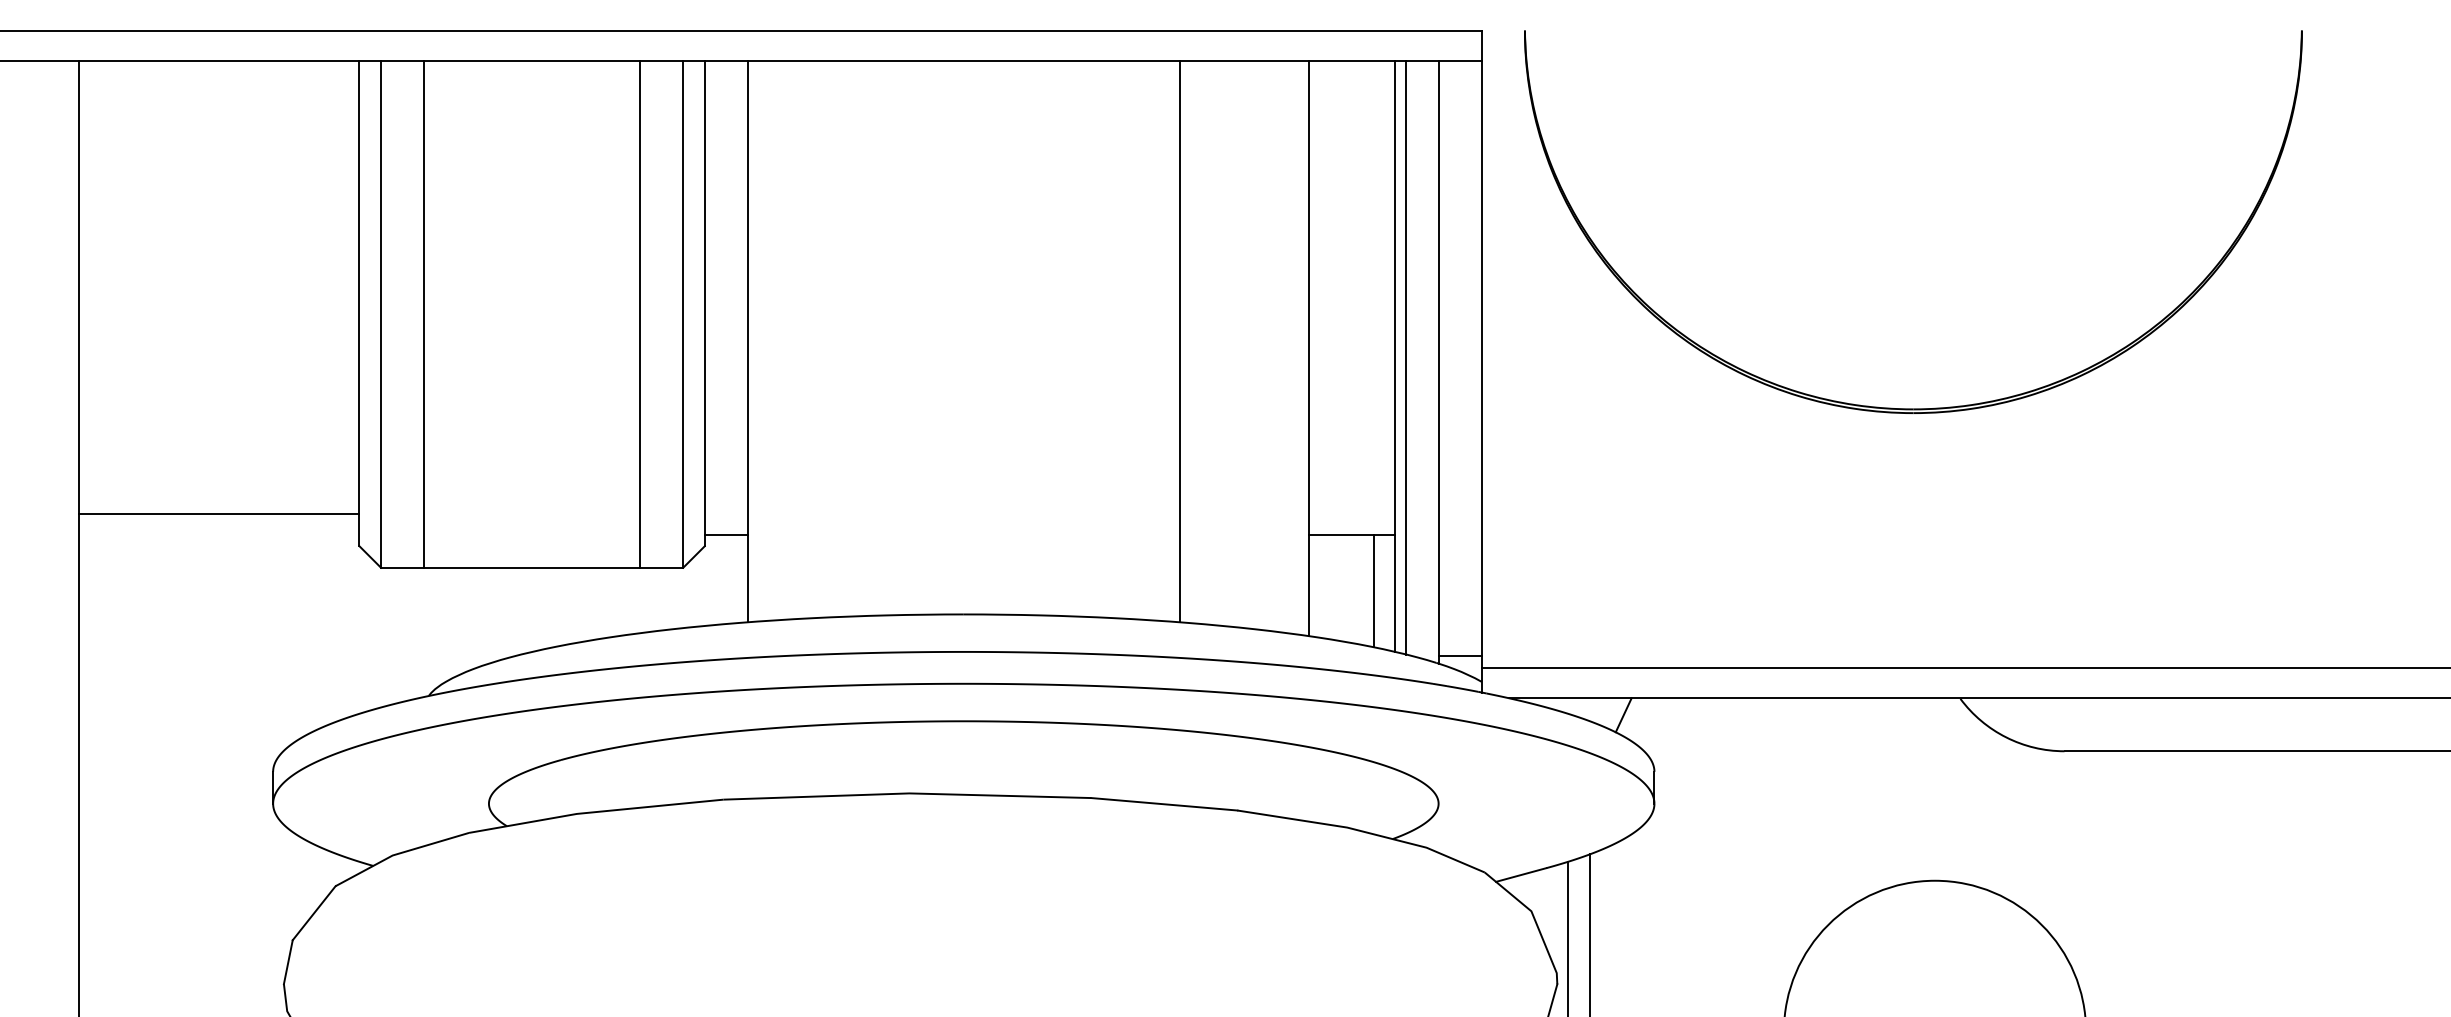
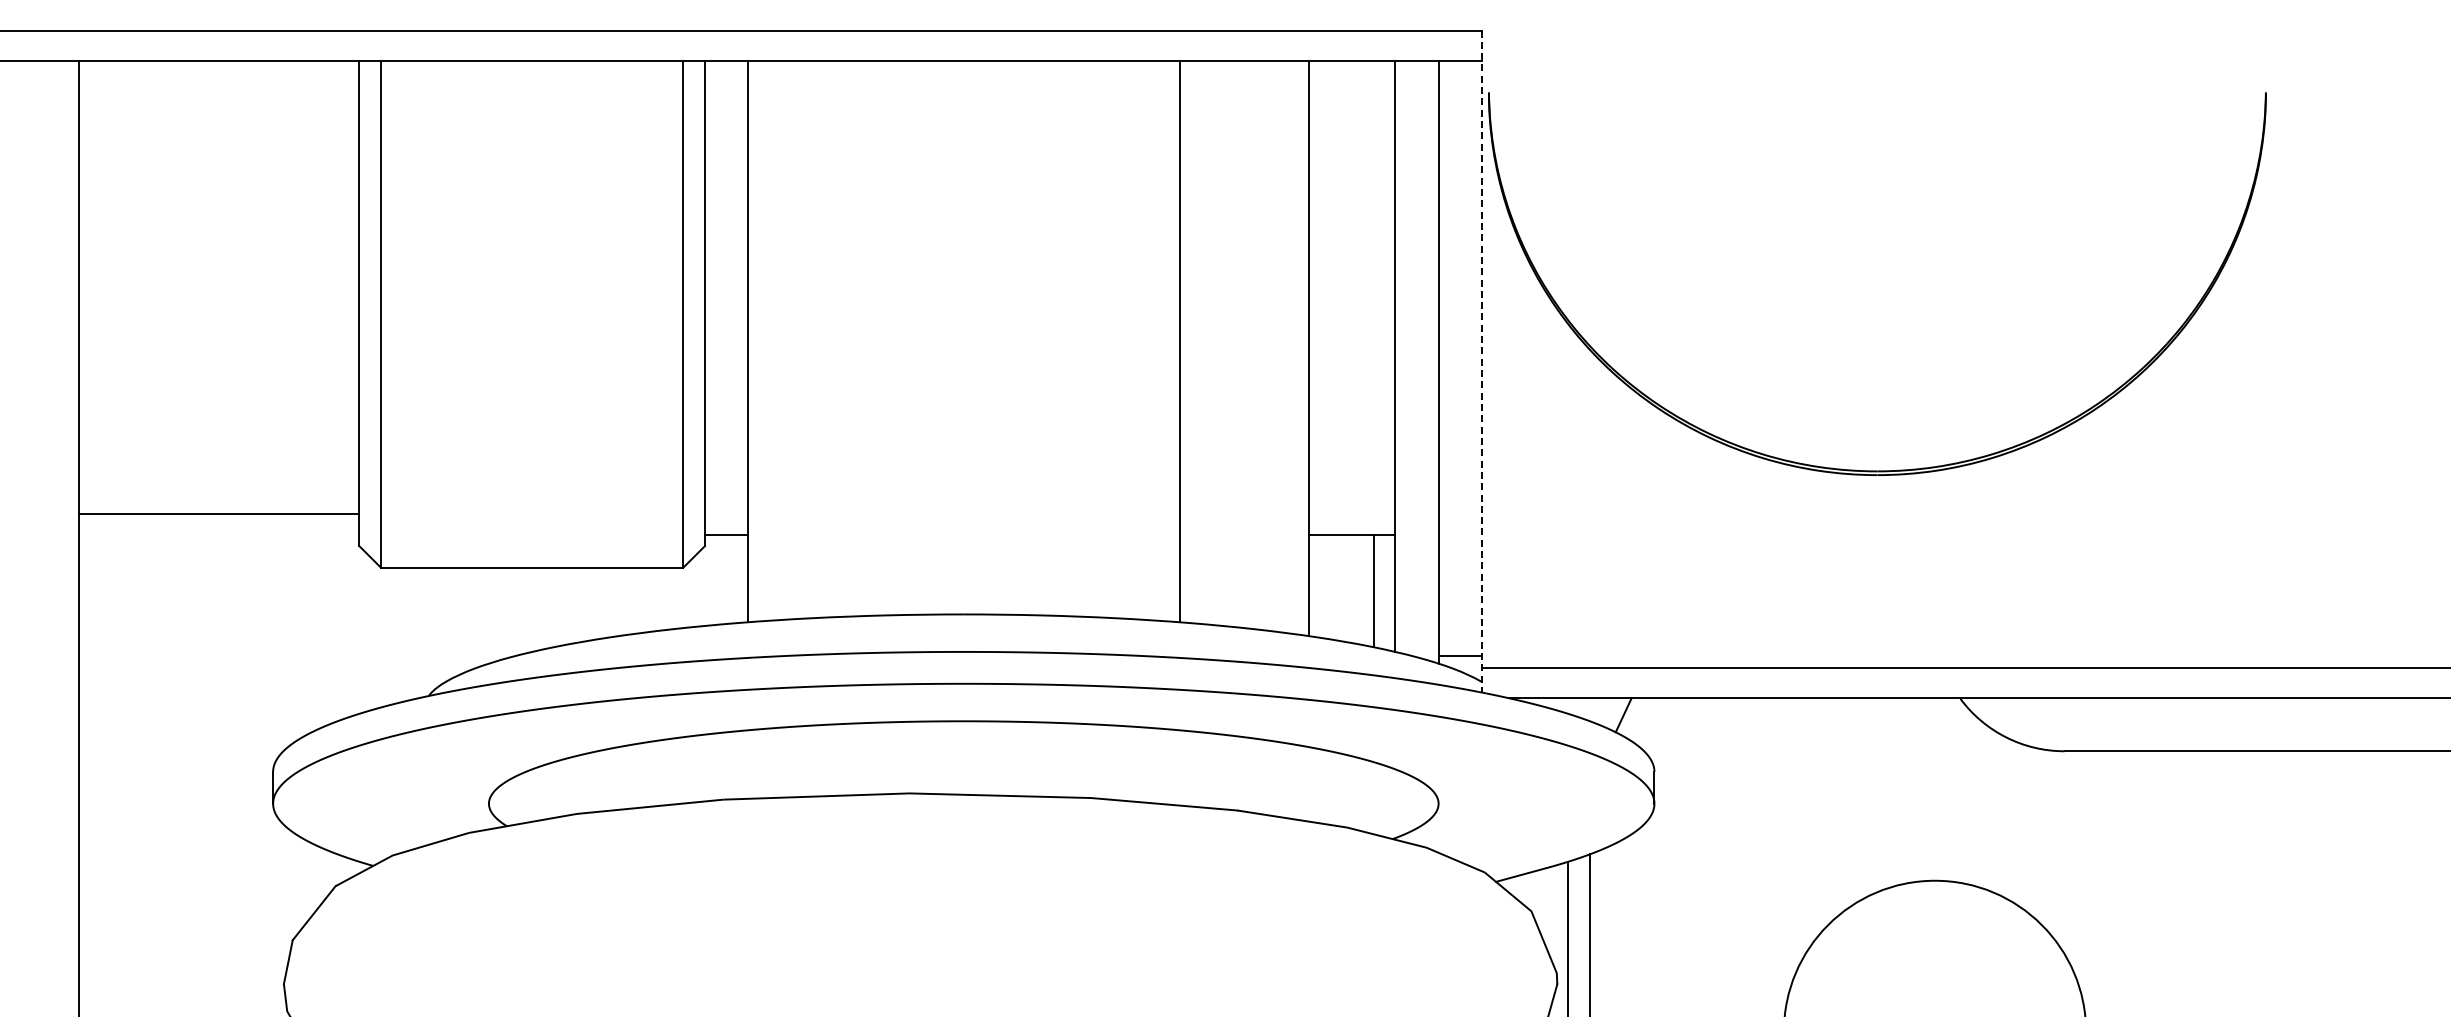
line: present -> none (424, 313)
line: present -> none (640, 313)
line: present -> none (1405, 357)
line: solid -> dashed (1481, 361)
part position: (1913, 408) -> (1877, 470) (1877, 470)
